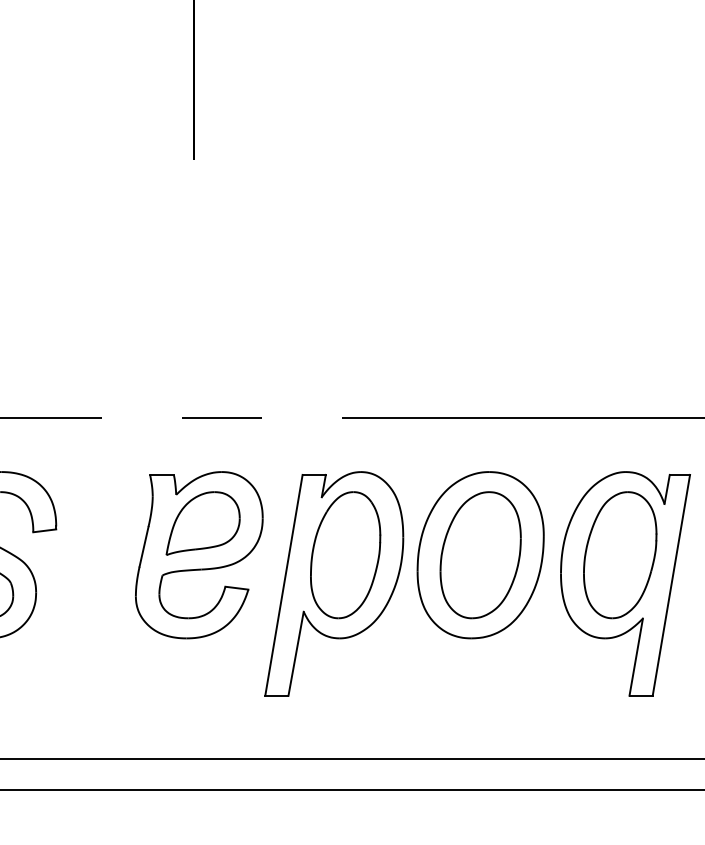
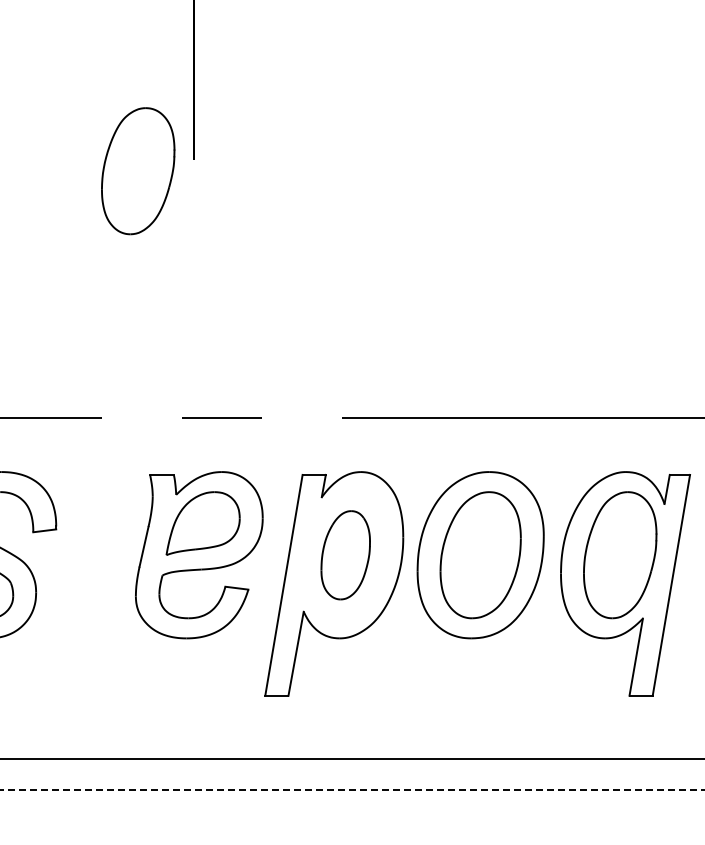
part: none -> present (138, 171)
part size: 72x129 px -> 51x91 px (345, 555)
line: solid -> dashed (352, 790)
